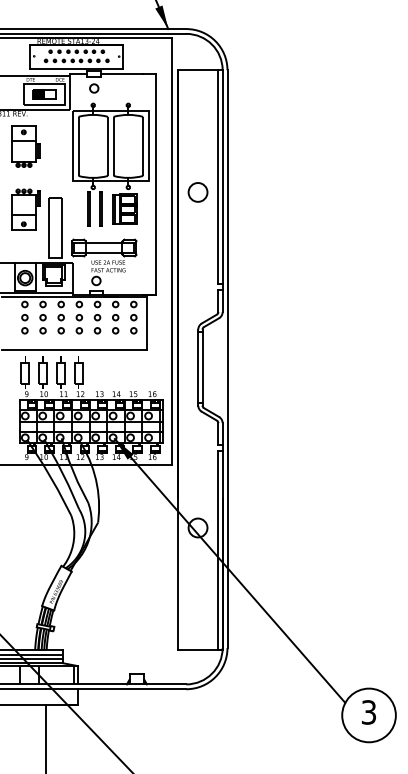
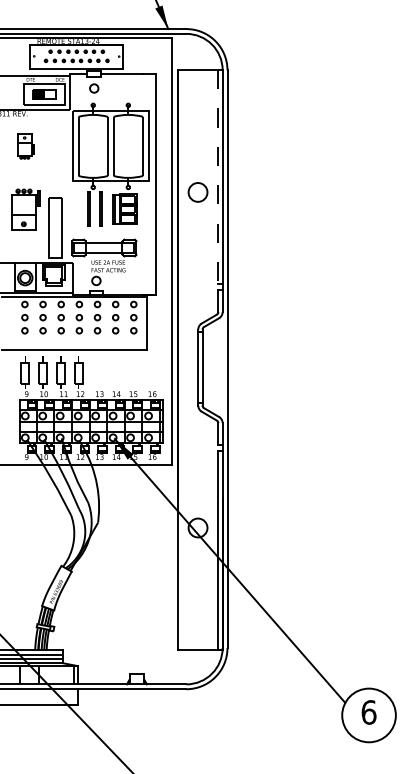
part size: 30x43 px -> 18x27 px (25, 146)
line: solid -> dashed (218, 177)
text: 3 -> 6 (368, 712)
line: present -> none (46, 737)
